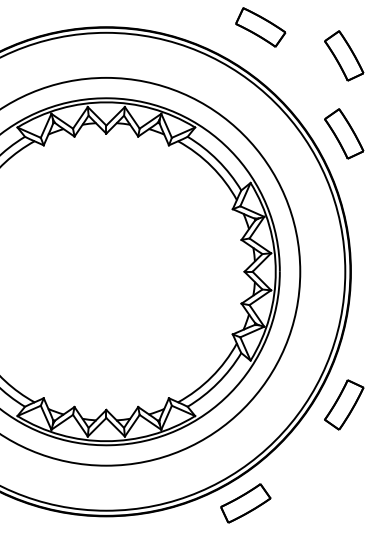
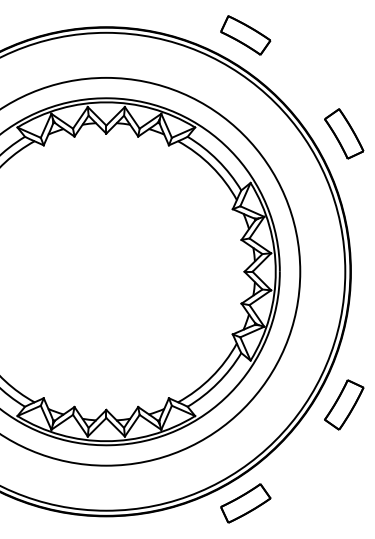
part position: (260, 27) -> (245, 35) (245, 35)
part: present -> none (344, 55)
